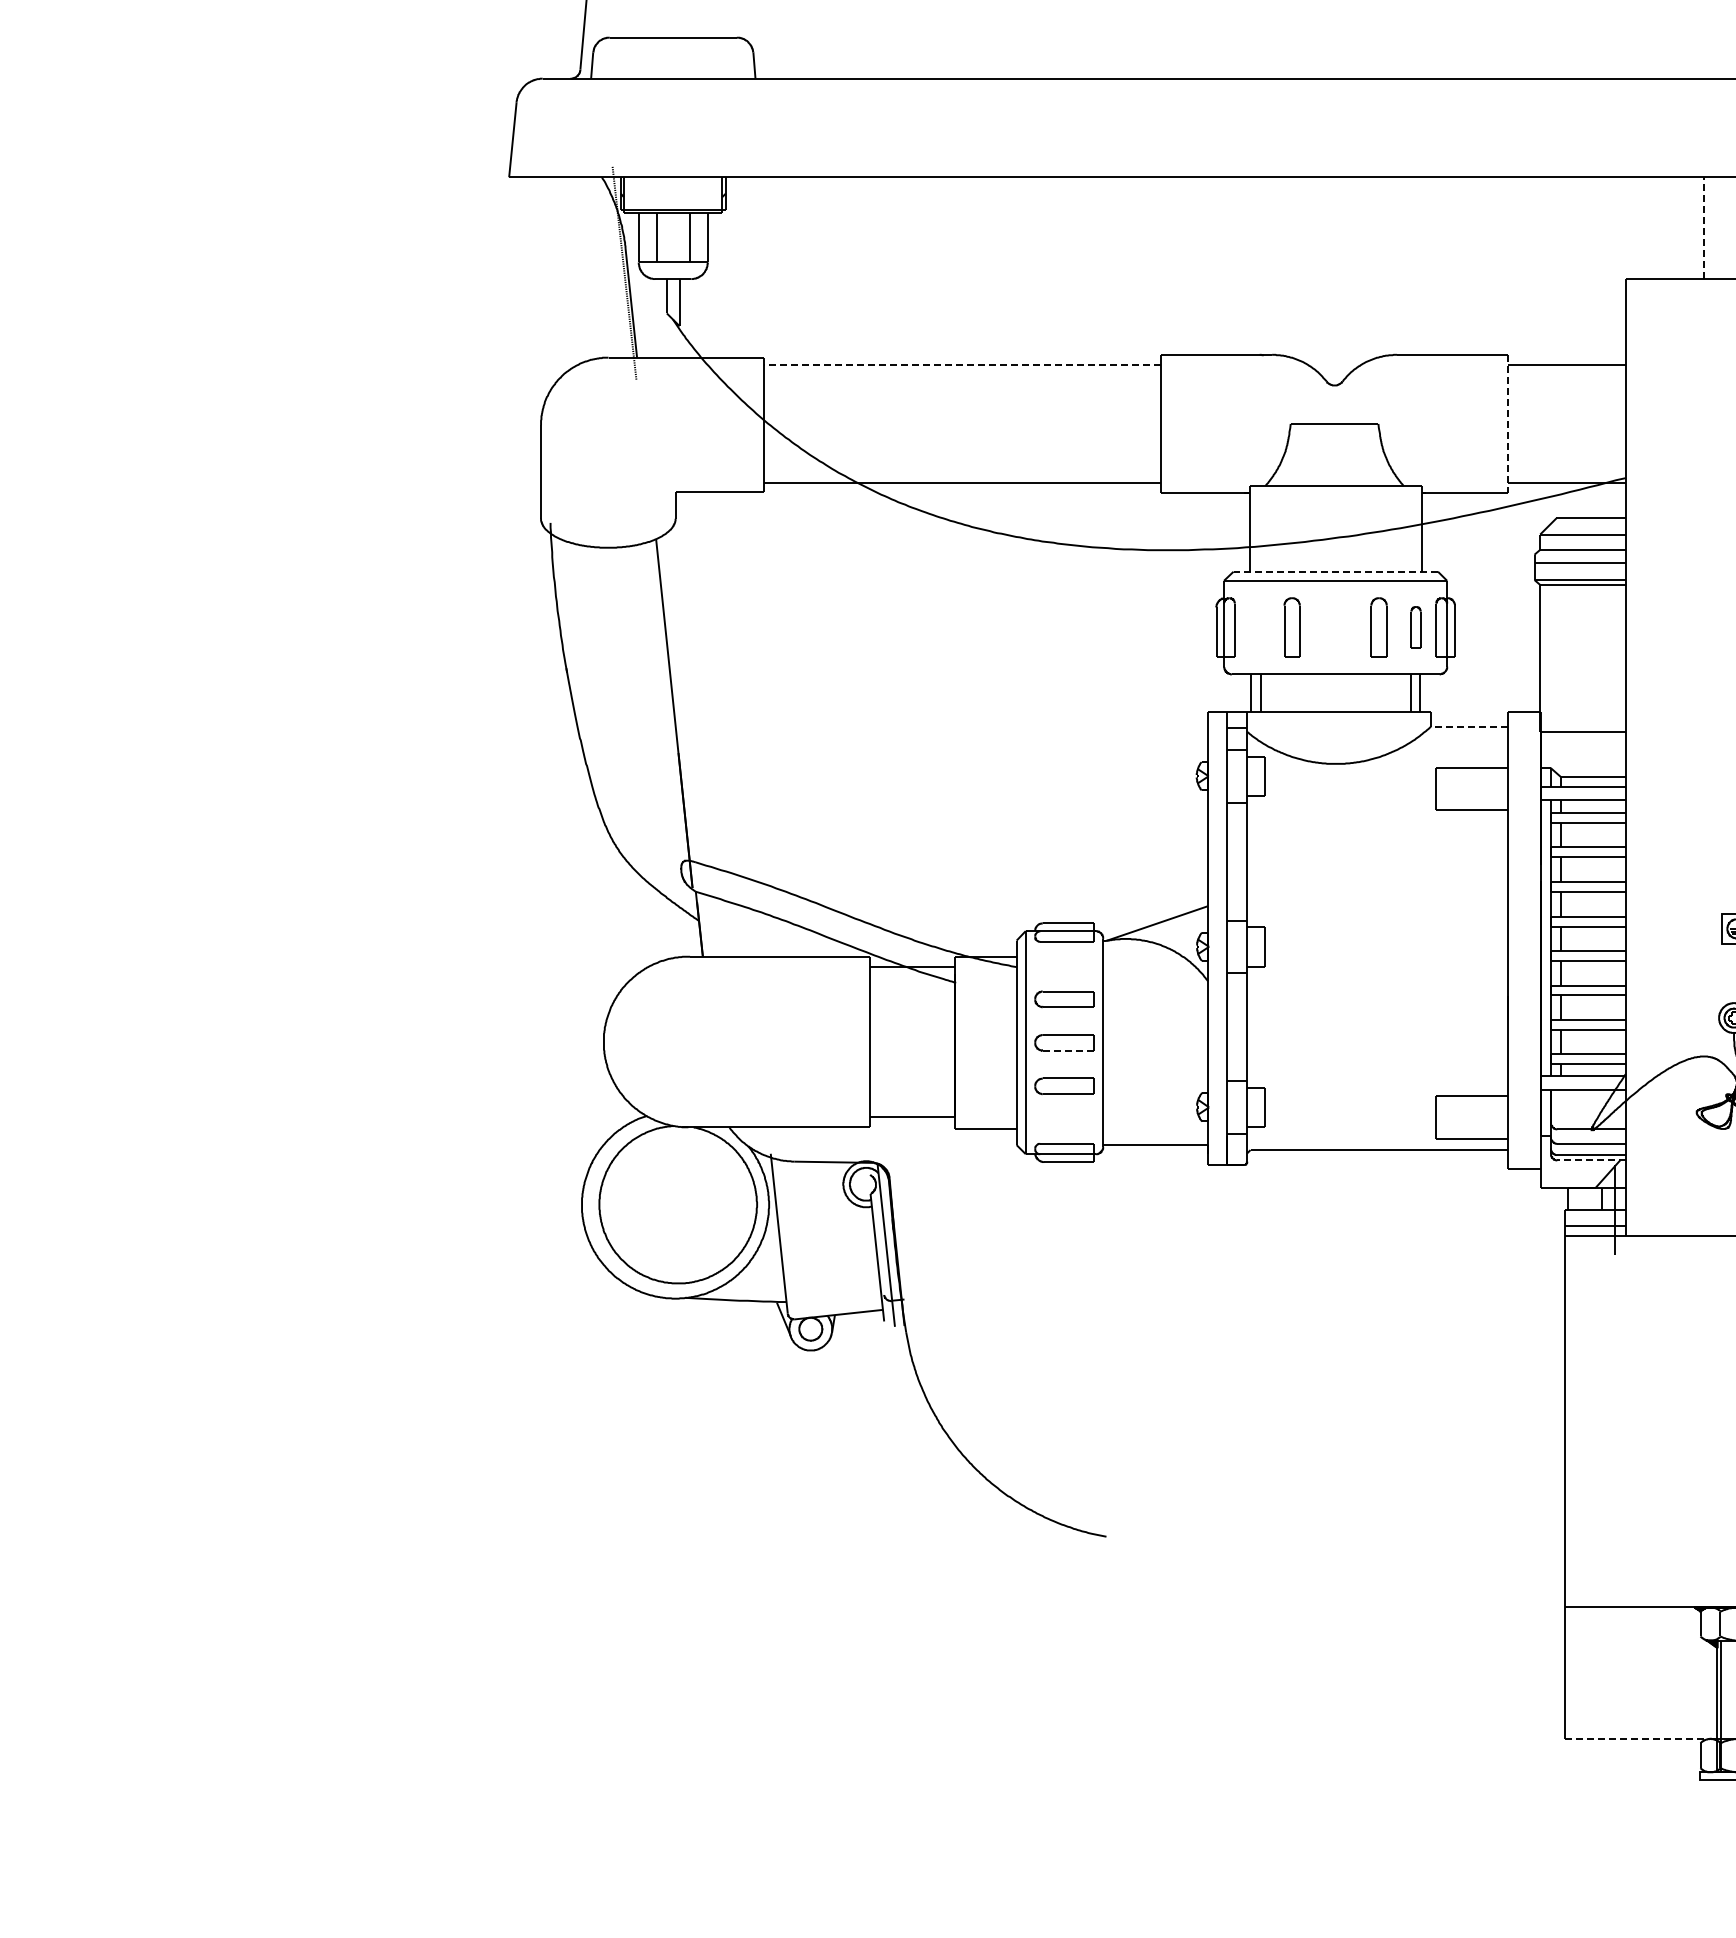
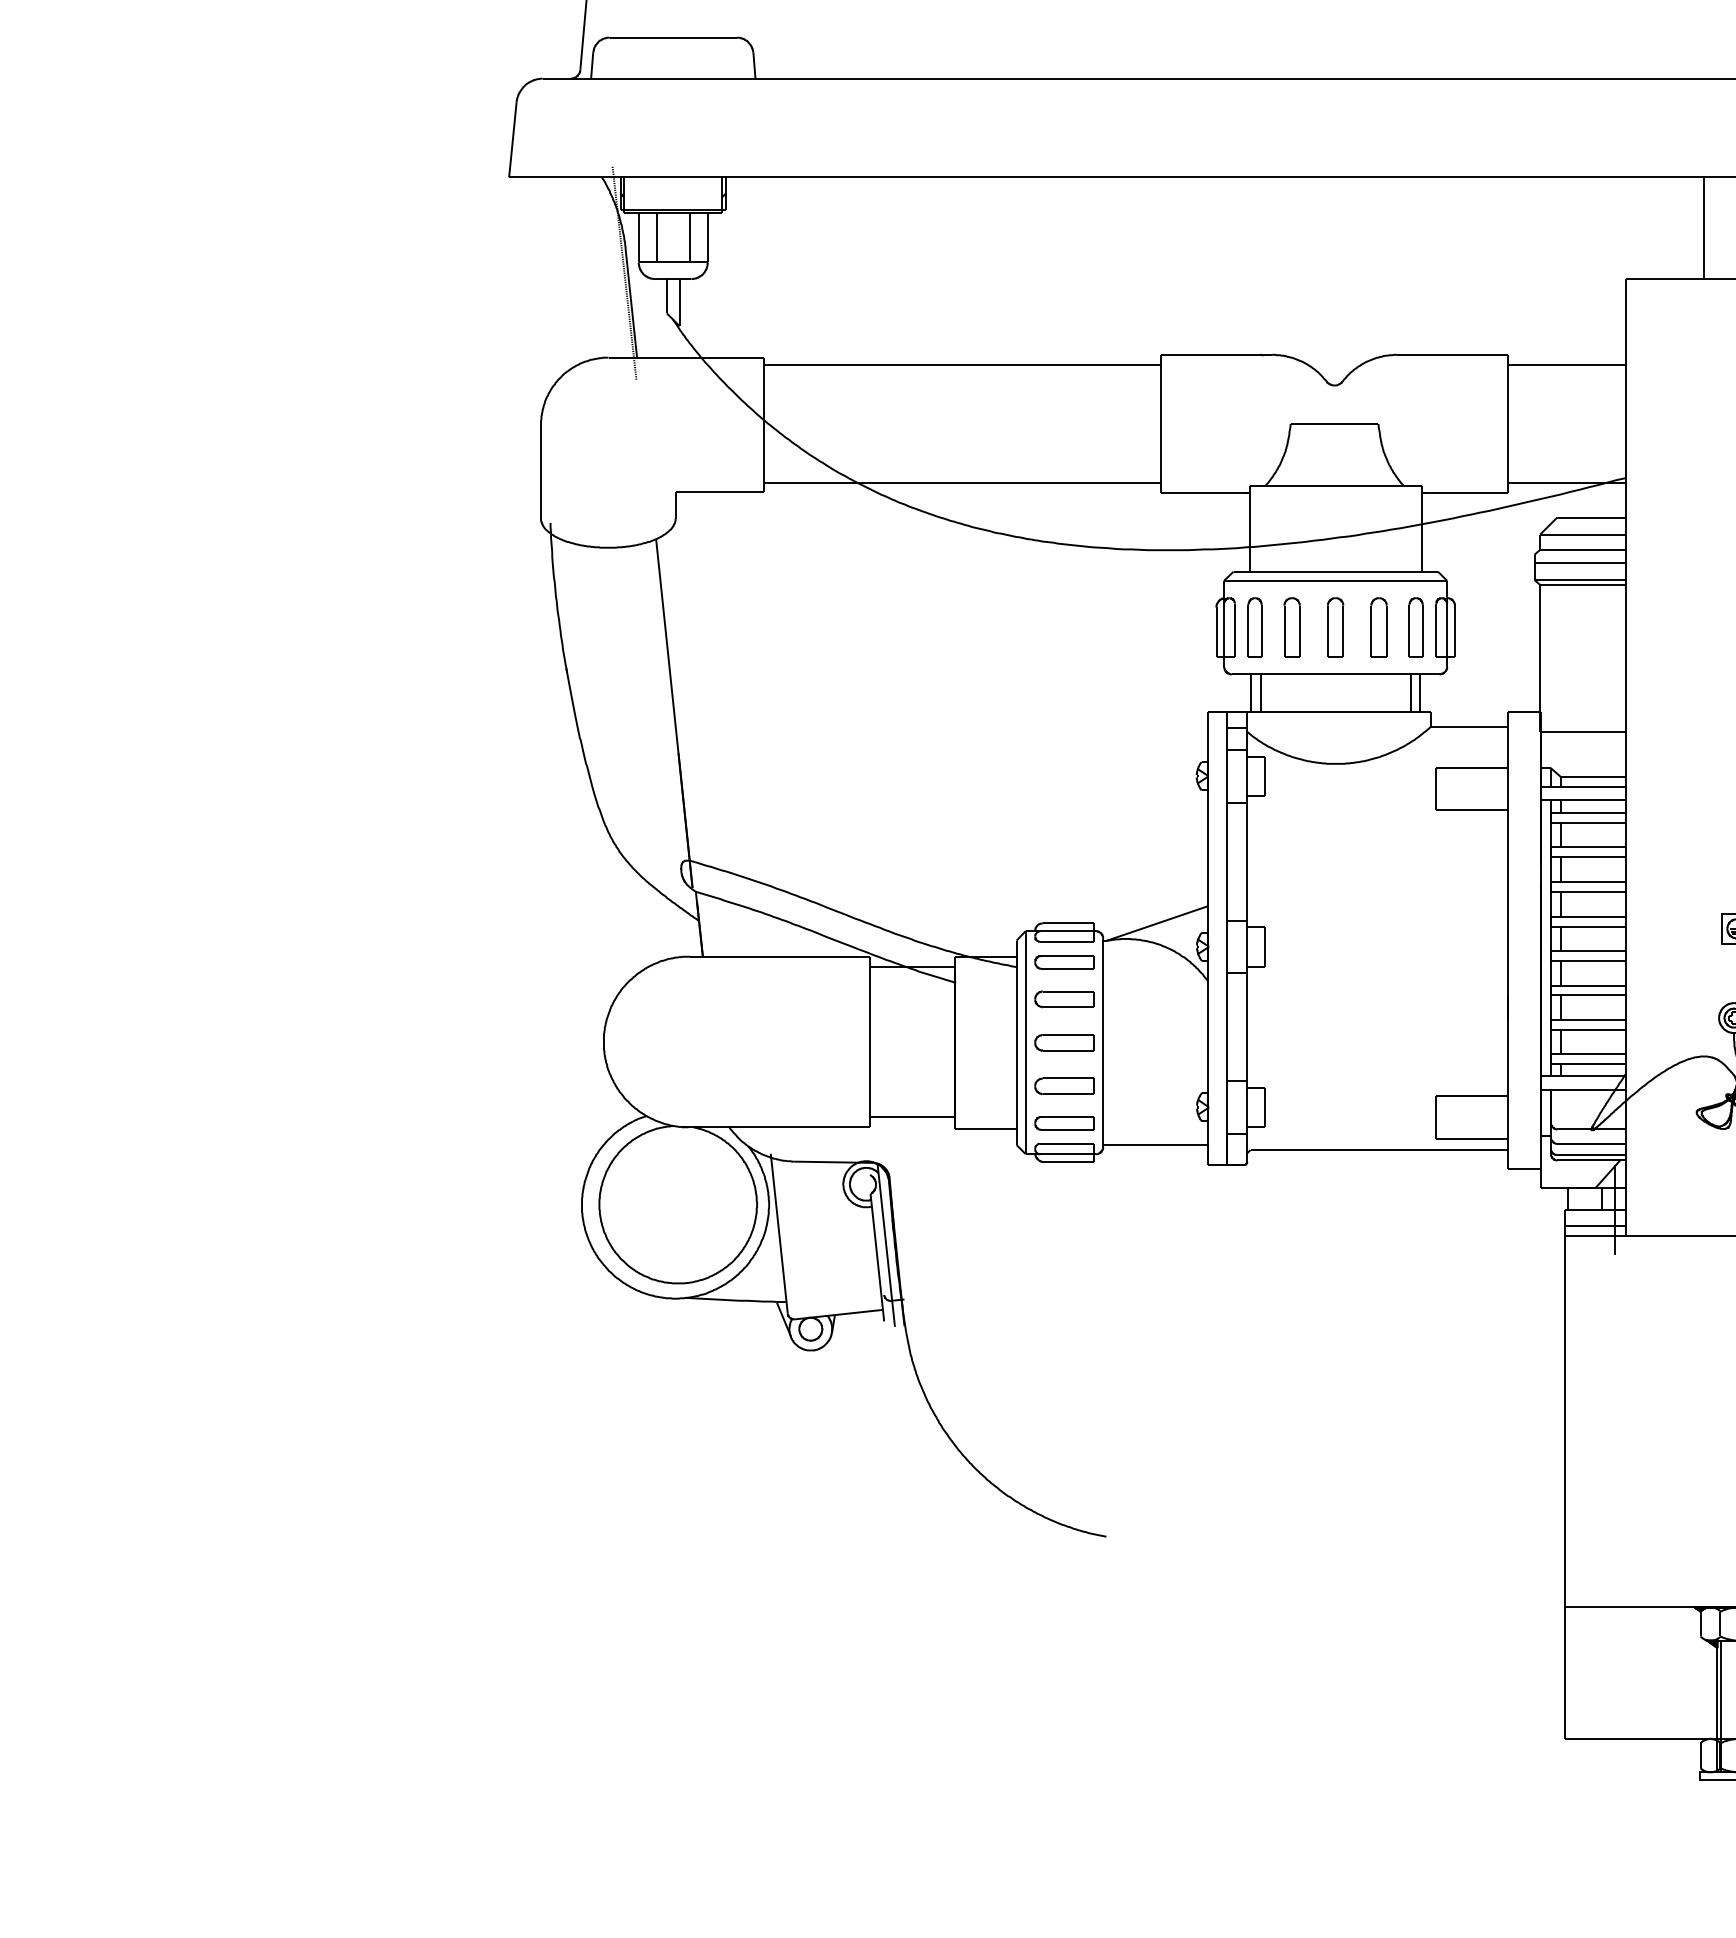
line: dashed -> solid (1704, 227)
line: dashed -> solid (961, 364)
line: dashed -> solid (1508, 423)
line: dashed -> solid (1335, 571)
part: none -> present (1254, 627)
part: none -> present (1335, 627)
part size: 12x43 px -> 16x61 px (1415, 627)
line: dashed -> solid (1469, 726)
part: none -> present (1064, 962)
line: dashed -> solid (1068, 1050)
part: none -> present (1064, 1123)
line: dashed -> solid (1590, 1160)
line: dashed -> solid (1641, 1738)
